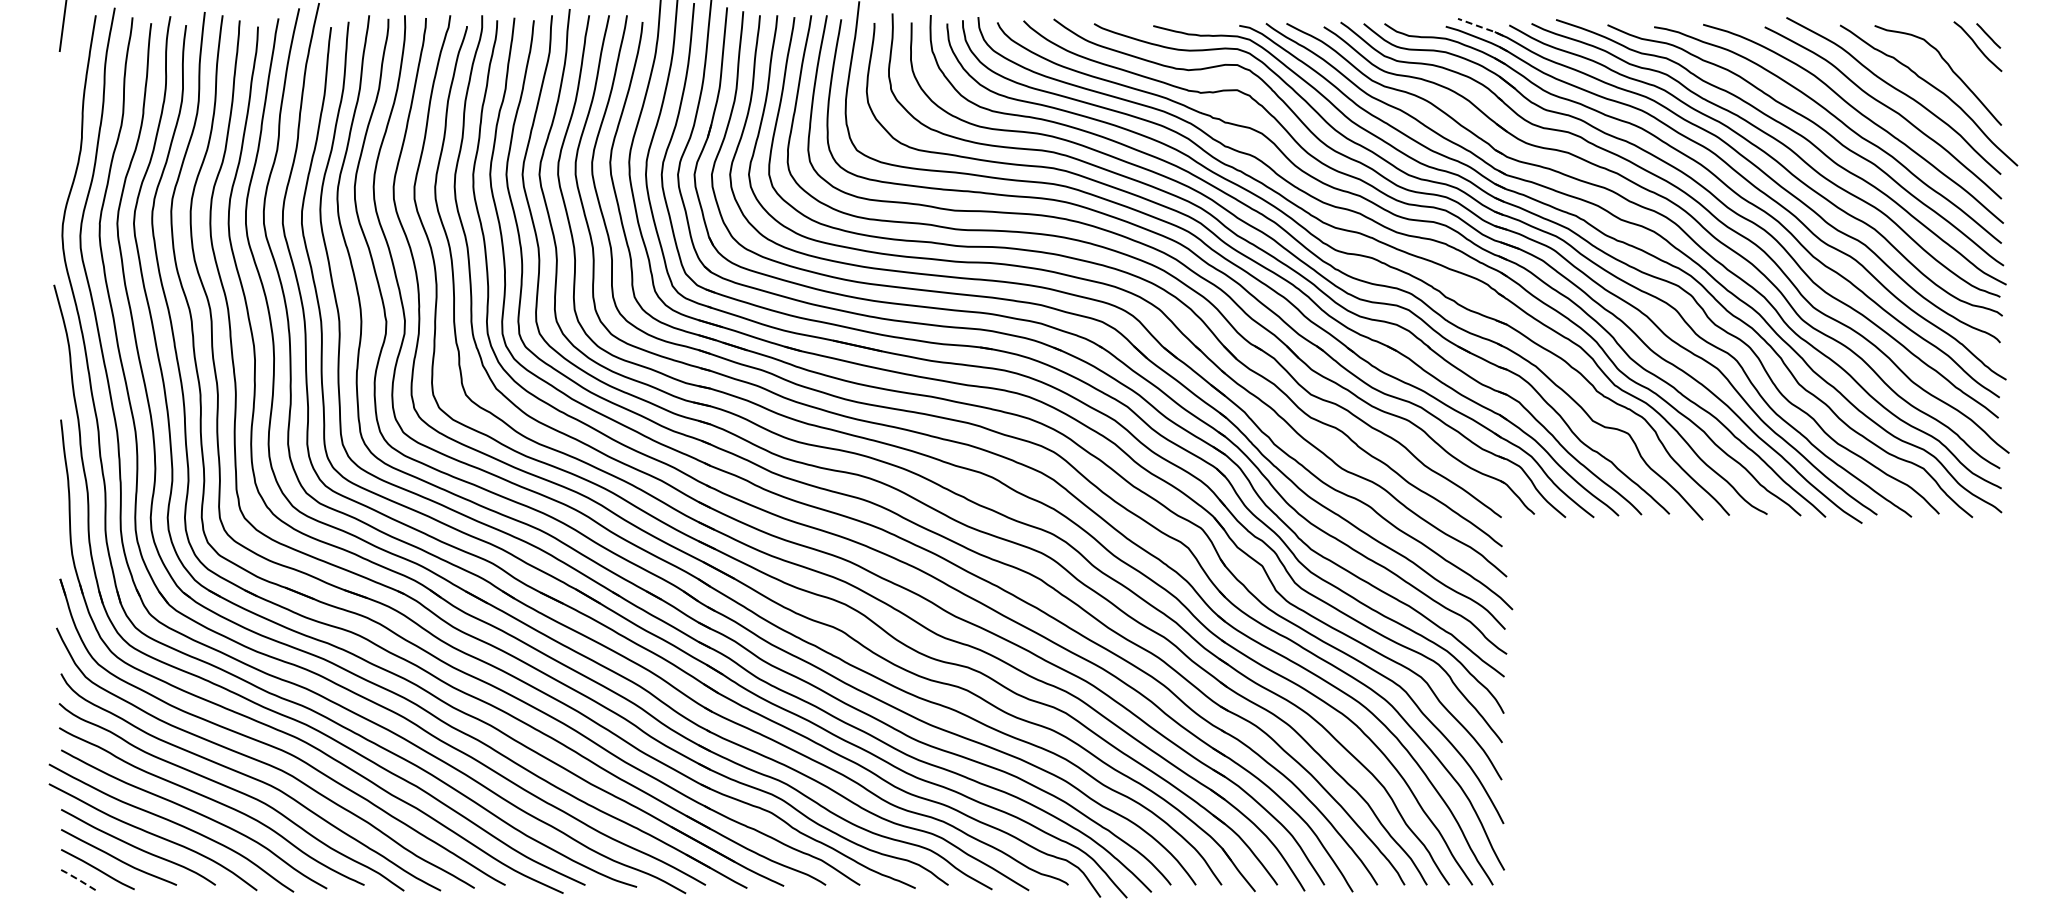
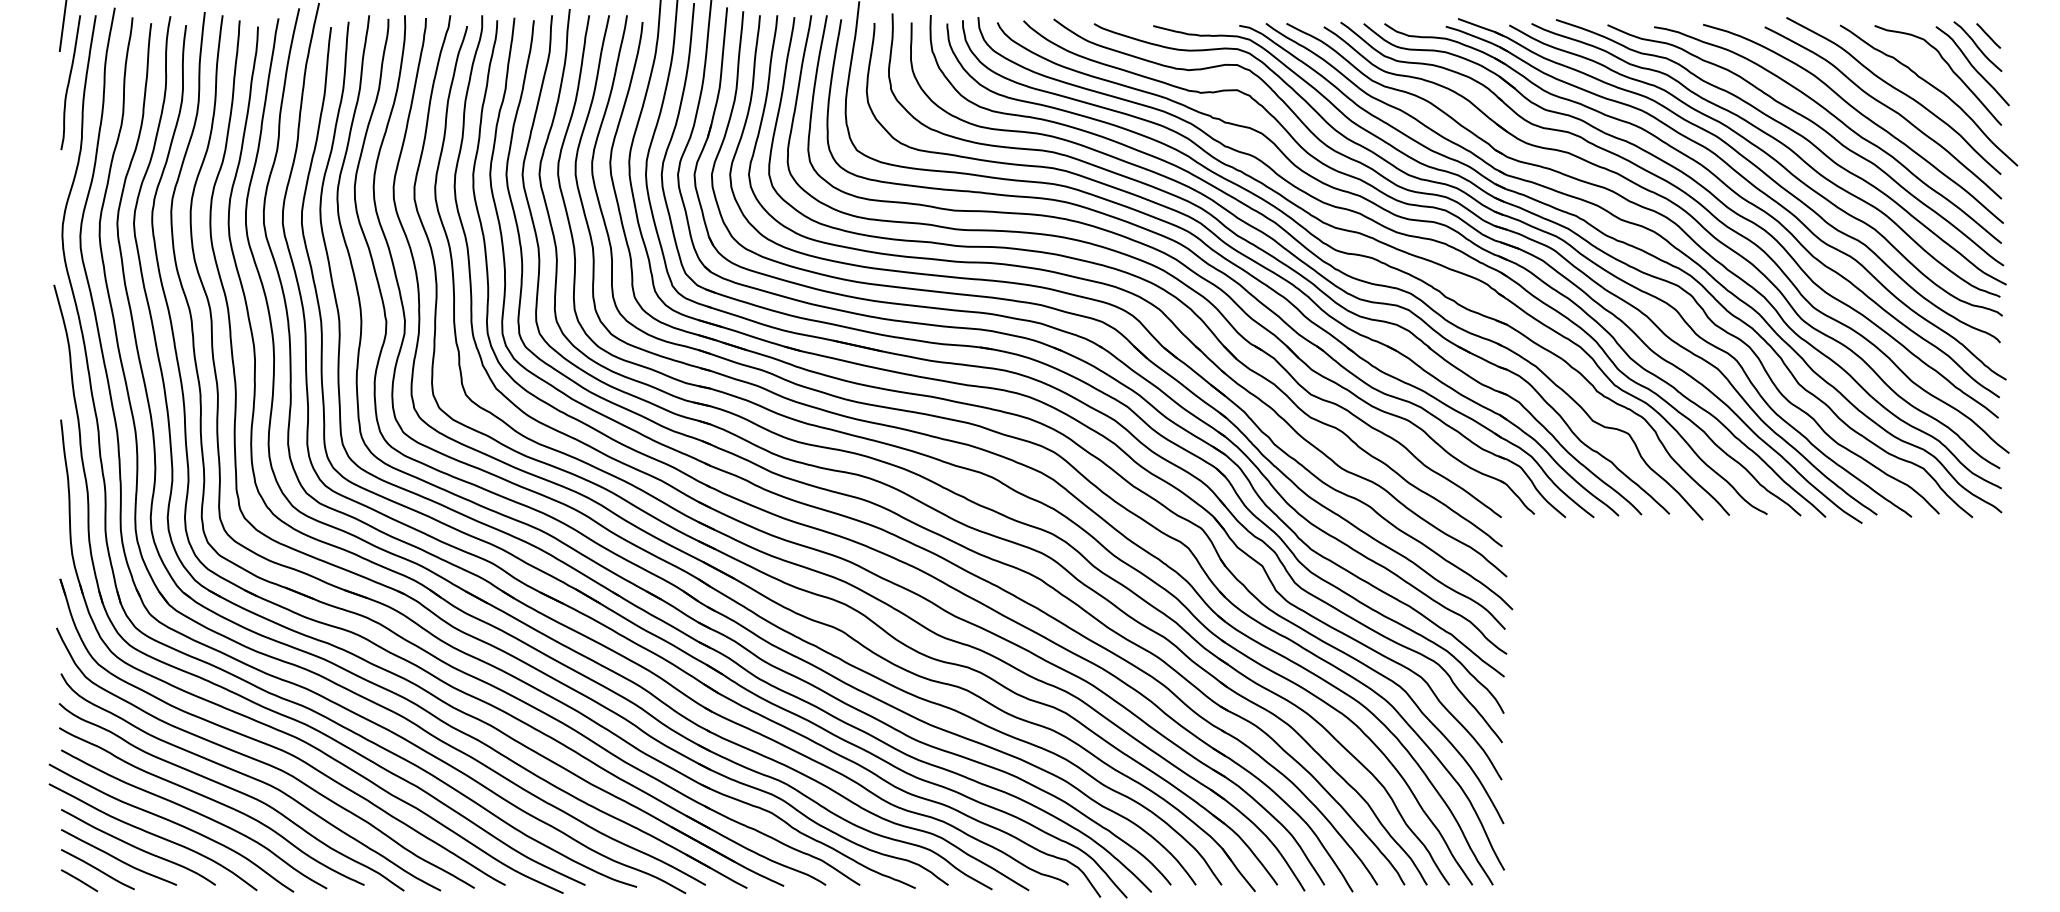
line: dashed -> solid (1481, 27)
curve: none -> present (1972, 66)
curve: none -> present (69, 82)
line: dashed -> solid (78, 879)
